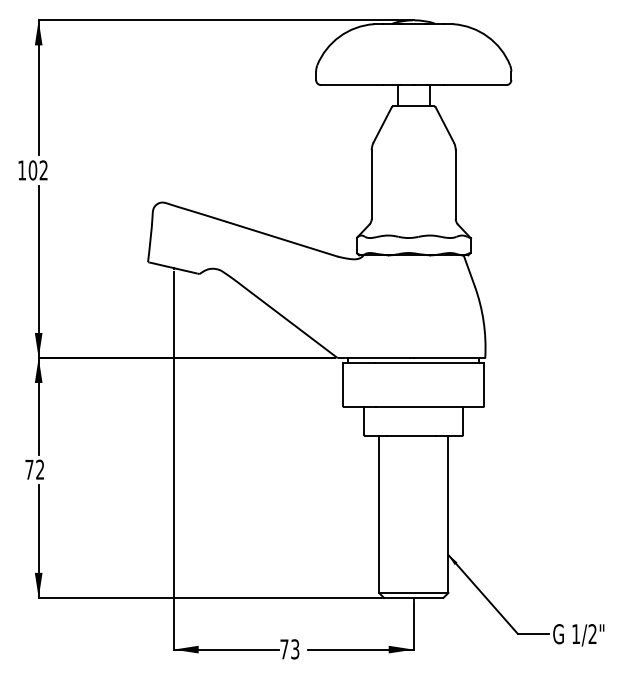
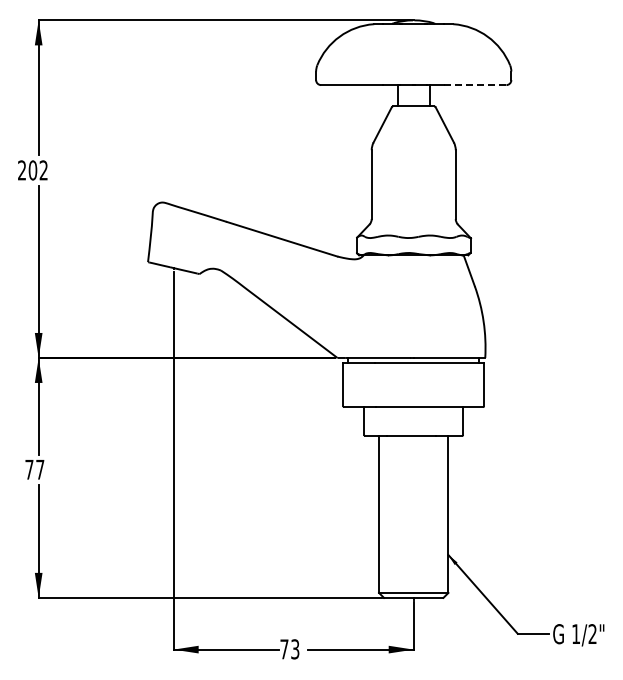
line: solid -> dashed (474, 85)
text: 102 -> 202 (21, 170)
text: 72 -> 77 (40, 469)
